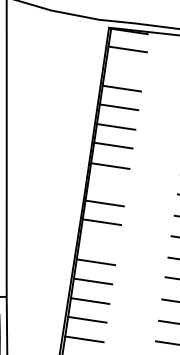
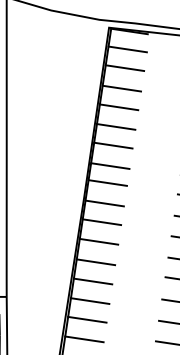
line: none -> present (124, 68)
line: none -> present (107, 182)
line: none -> present (98, 241)
